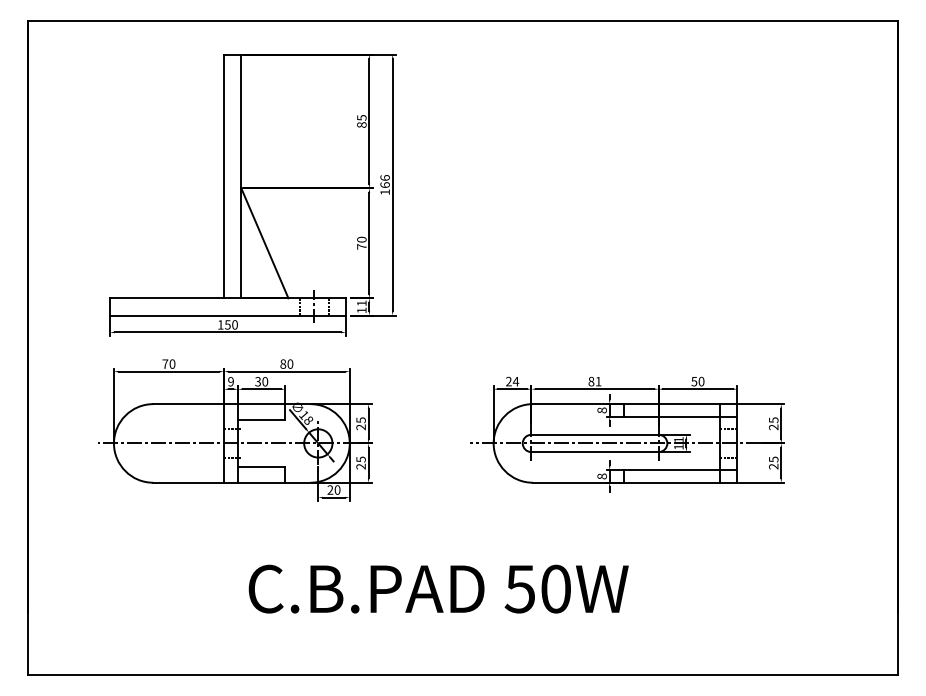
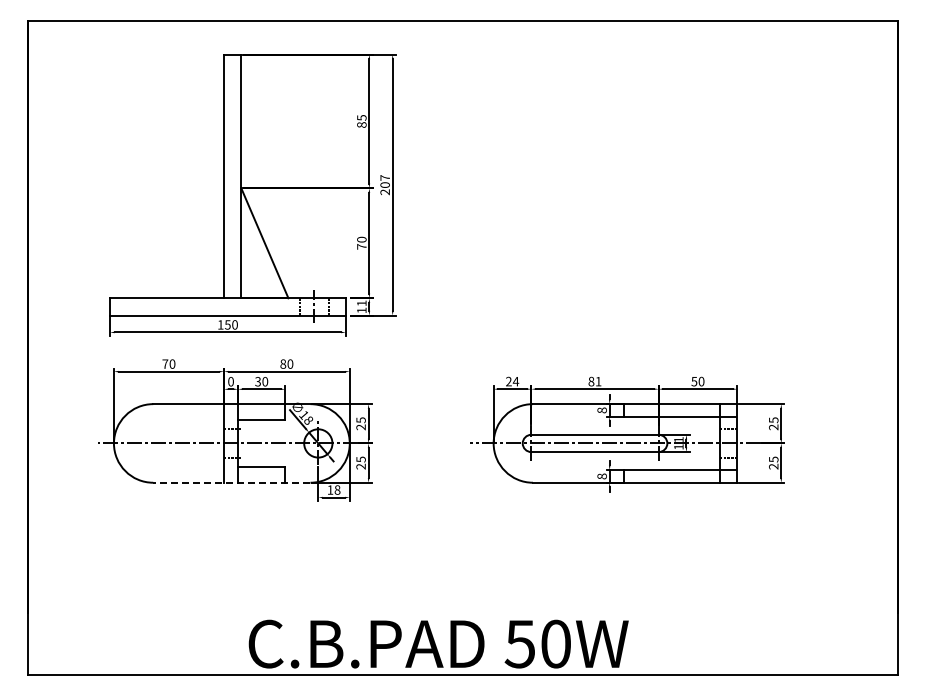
text: 166 -> 207 (384, 185)
text: 9 -> 0 (230, 381)
line: solid -> dashed (231, 482)
text: 20 -> 18 (333, 489)
text position: (438, 588) -> (438, 643) (438, 643)
